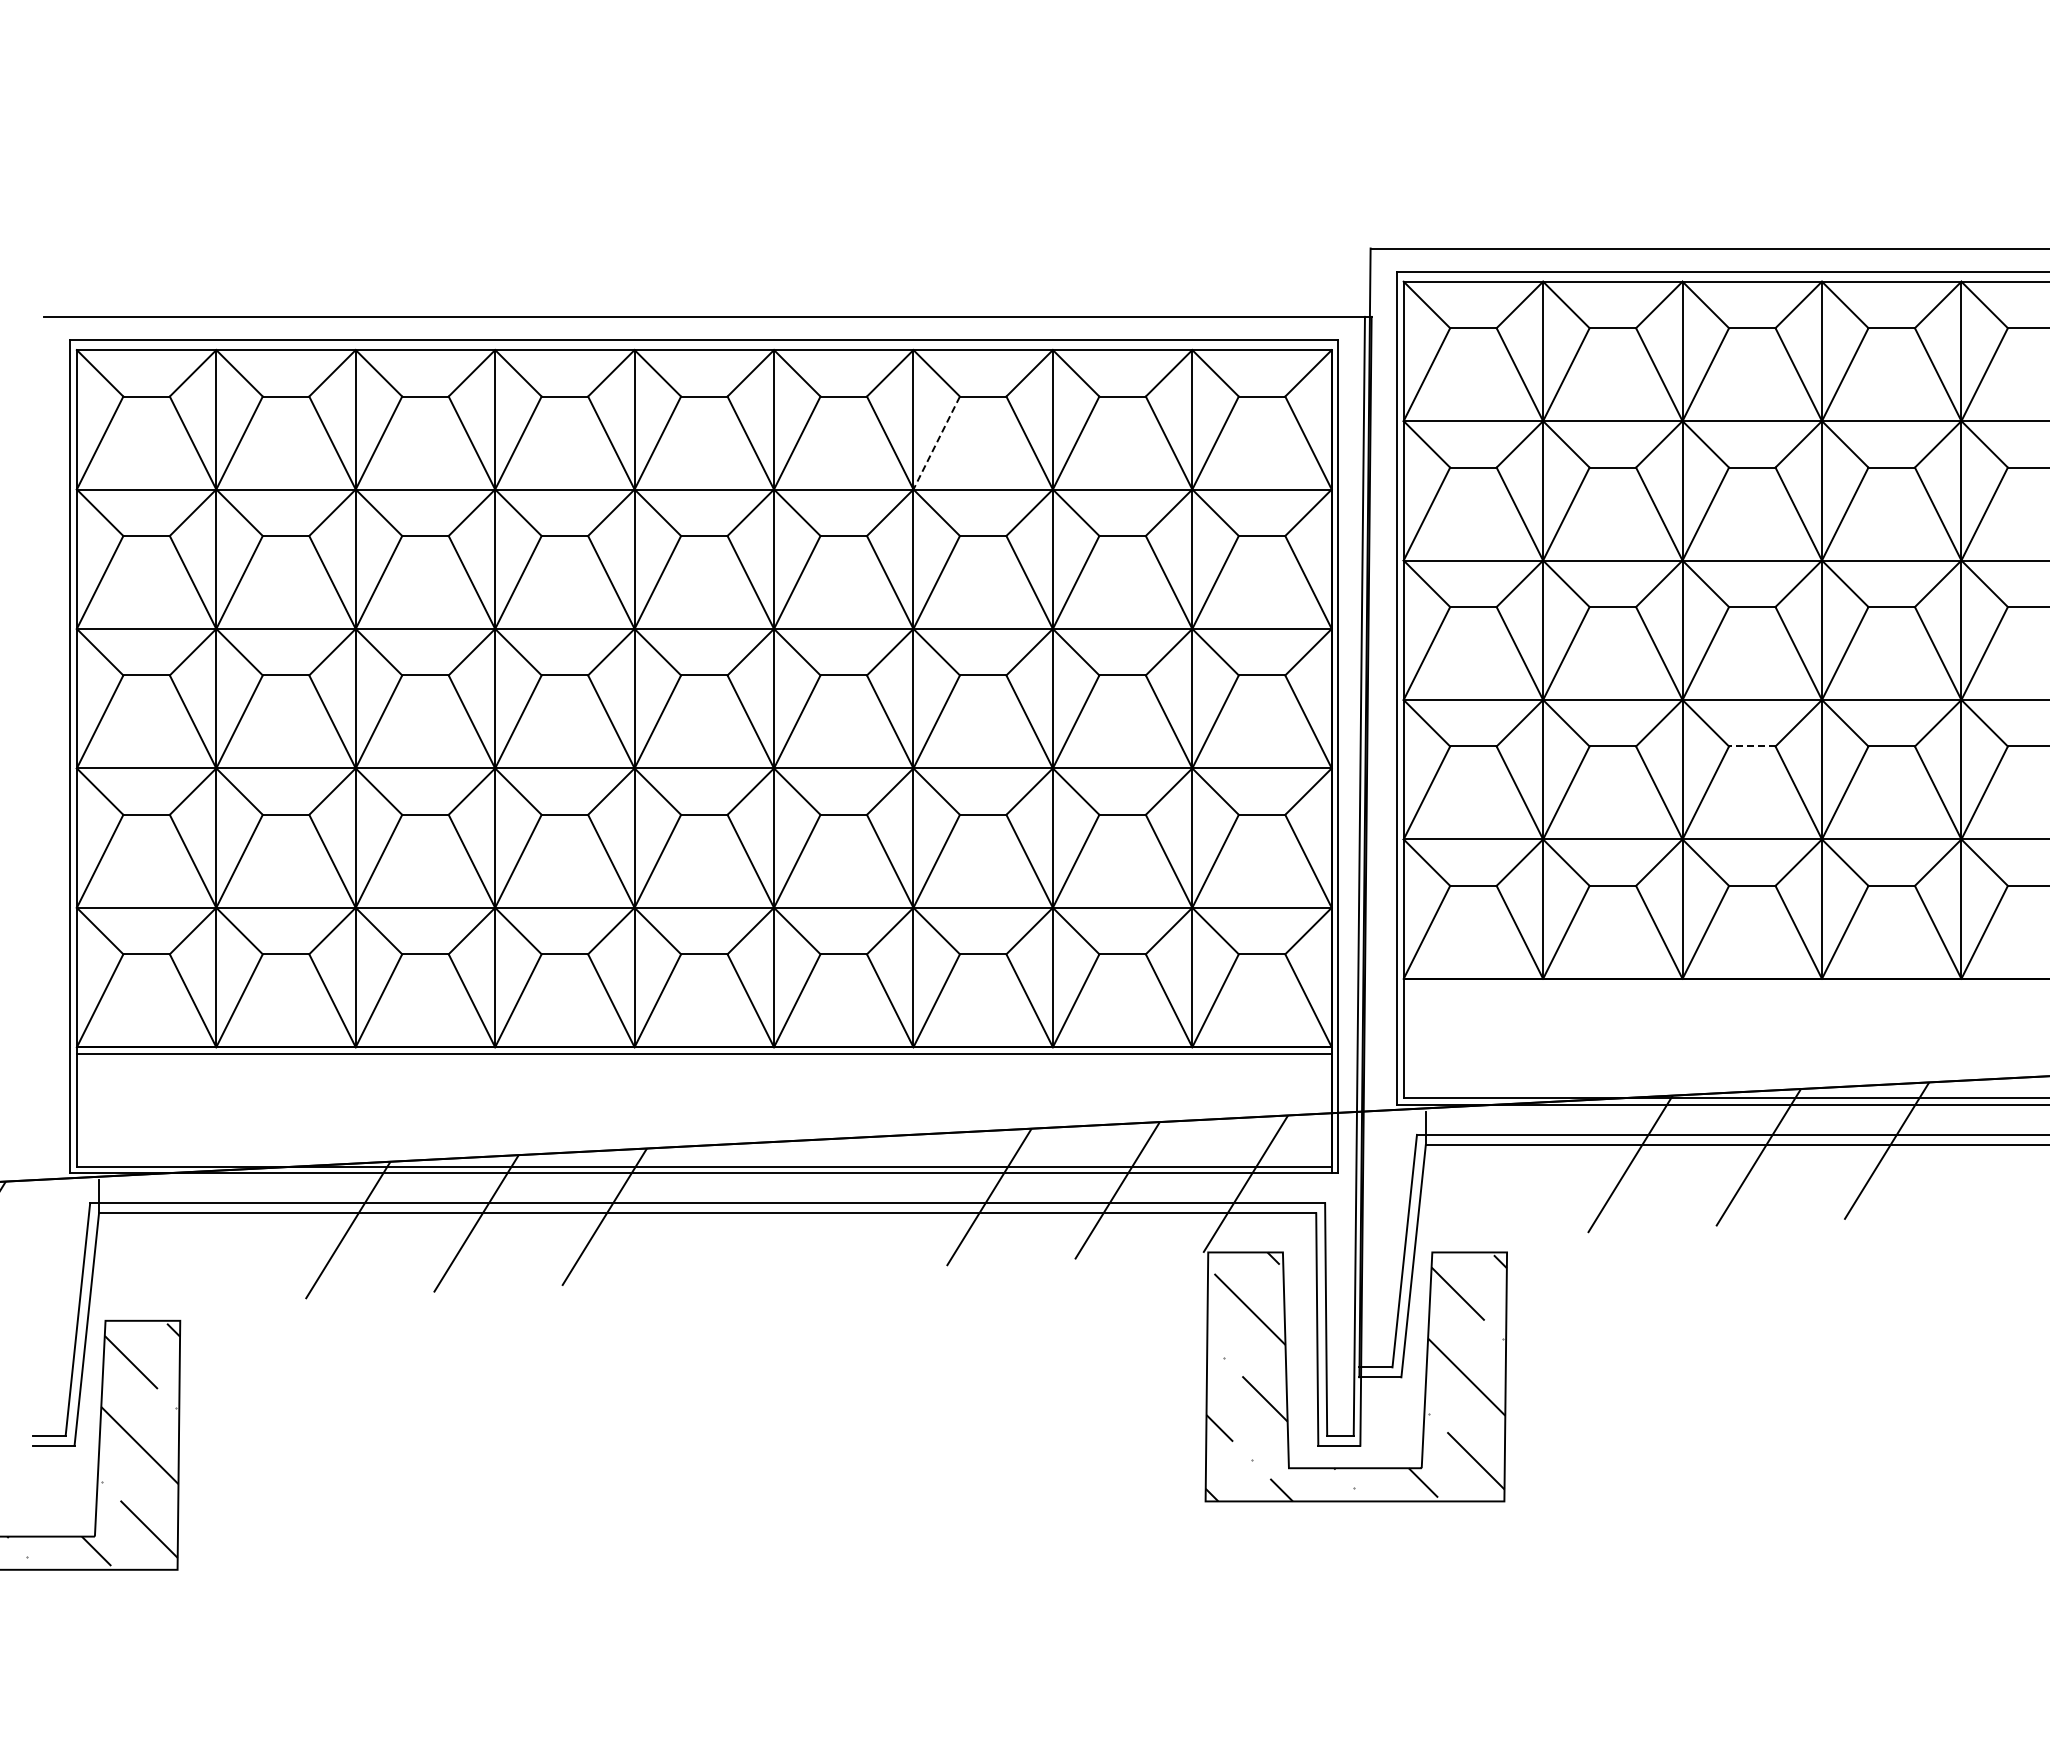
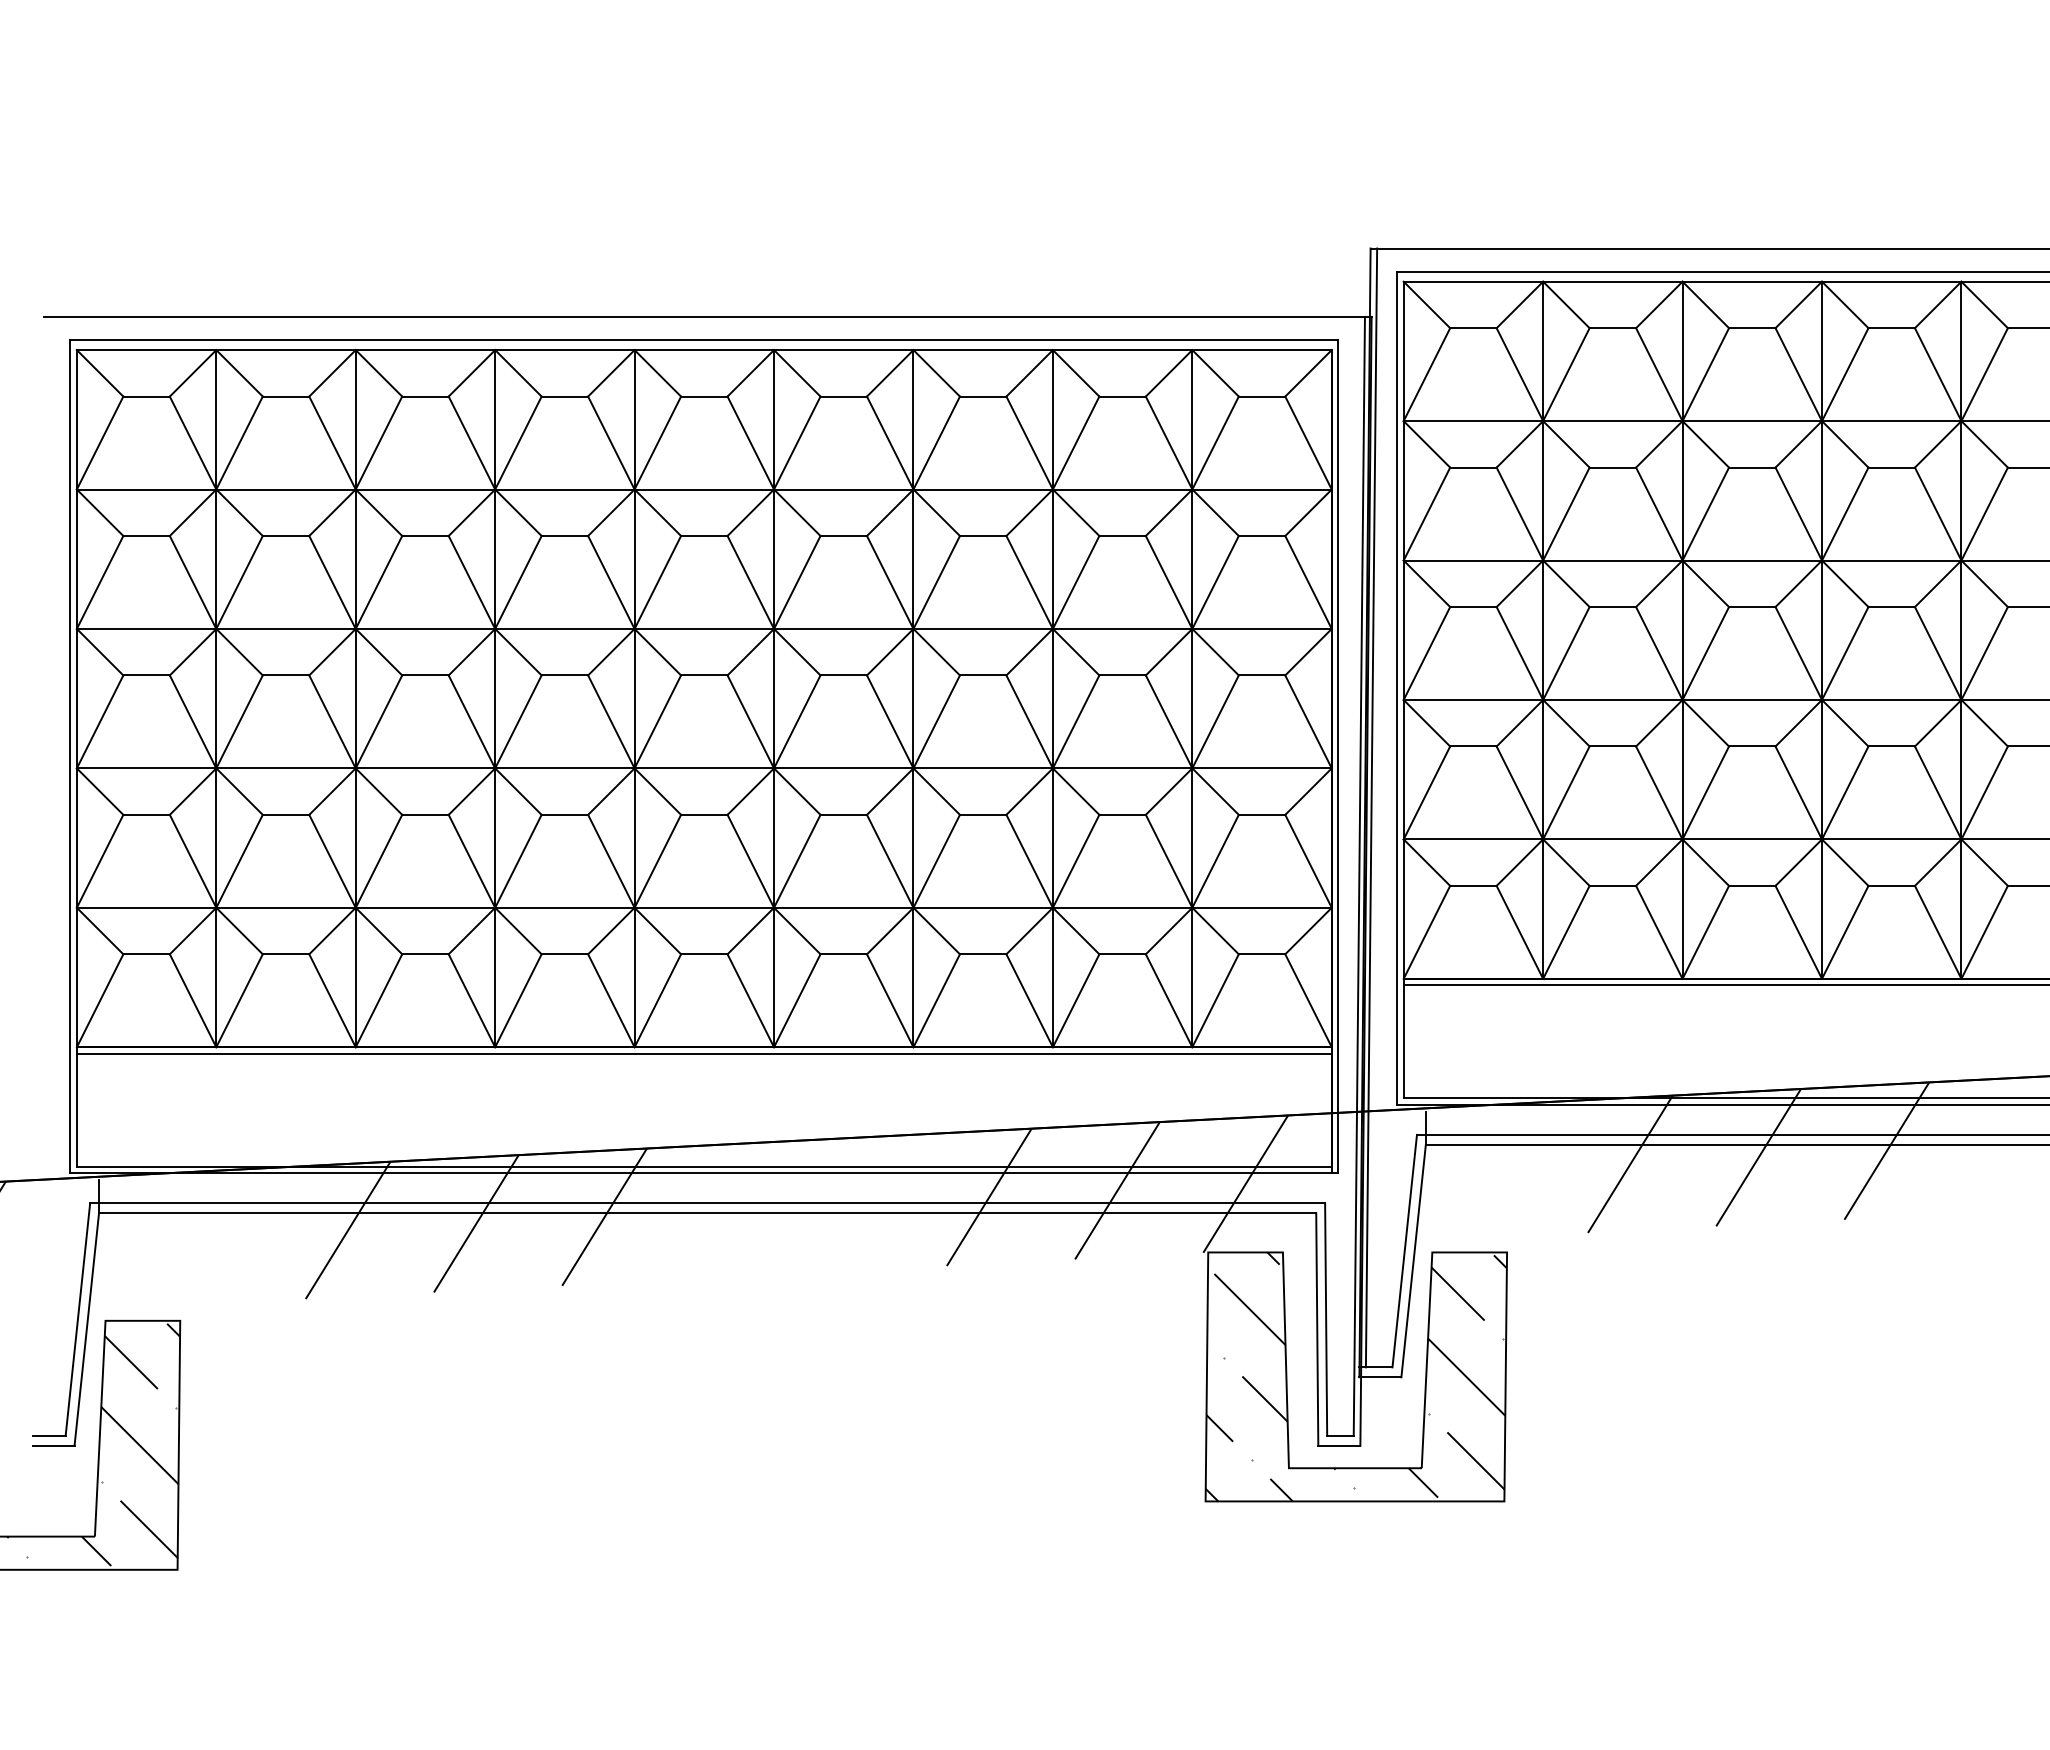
line: dashed -> solid (936, 443)
line: dashed -> solid (1751, 746)
line: none -> present (1371, 807)
line: none -> present (1724, 985)
